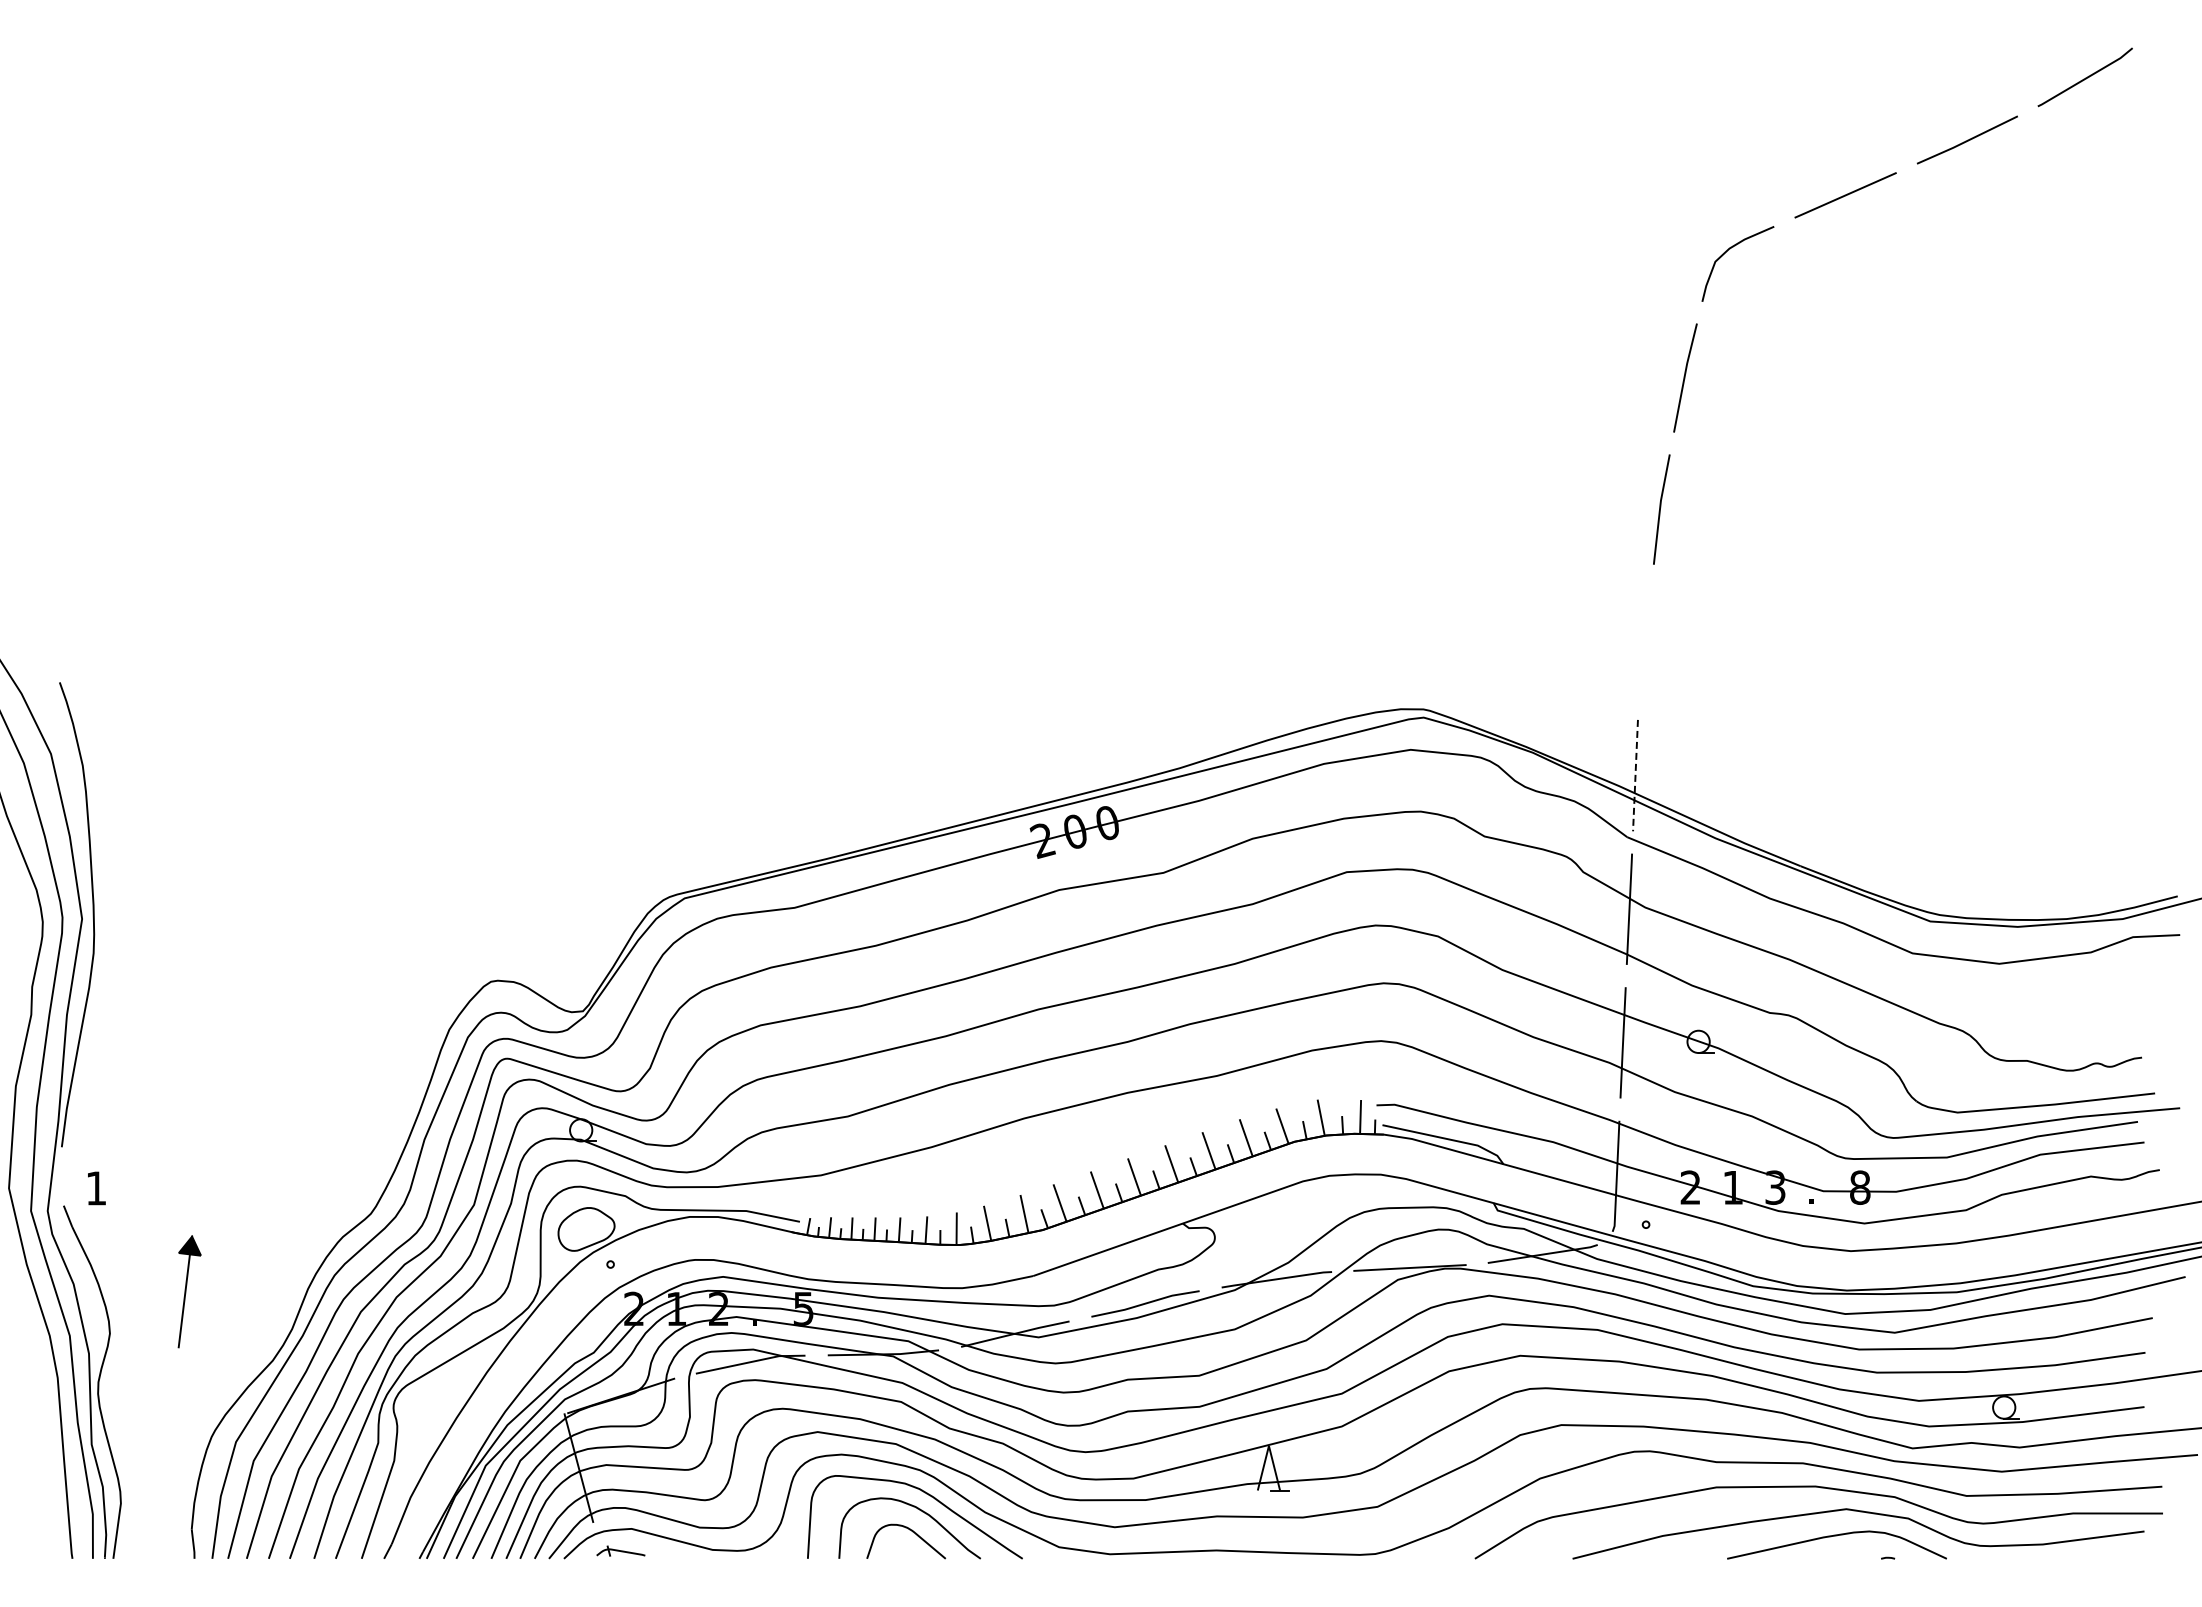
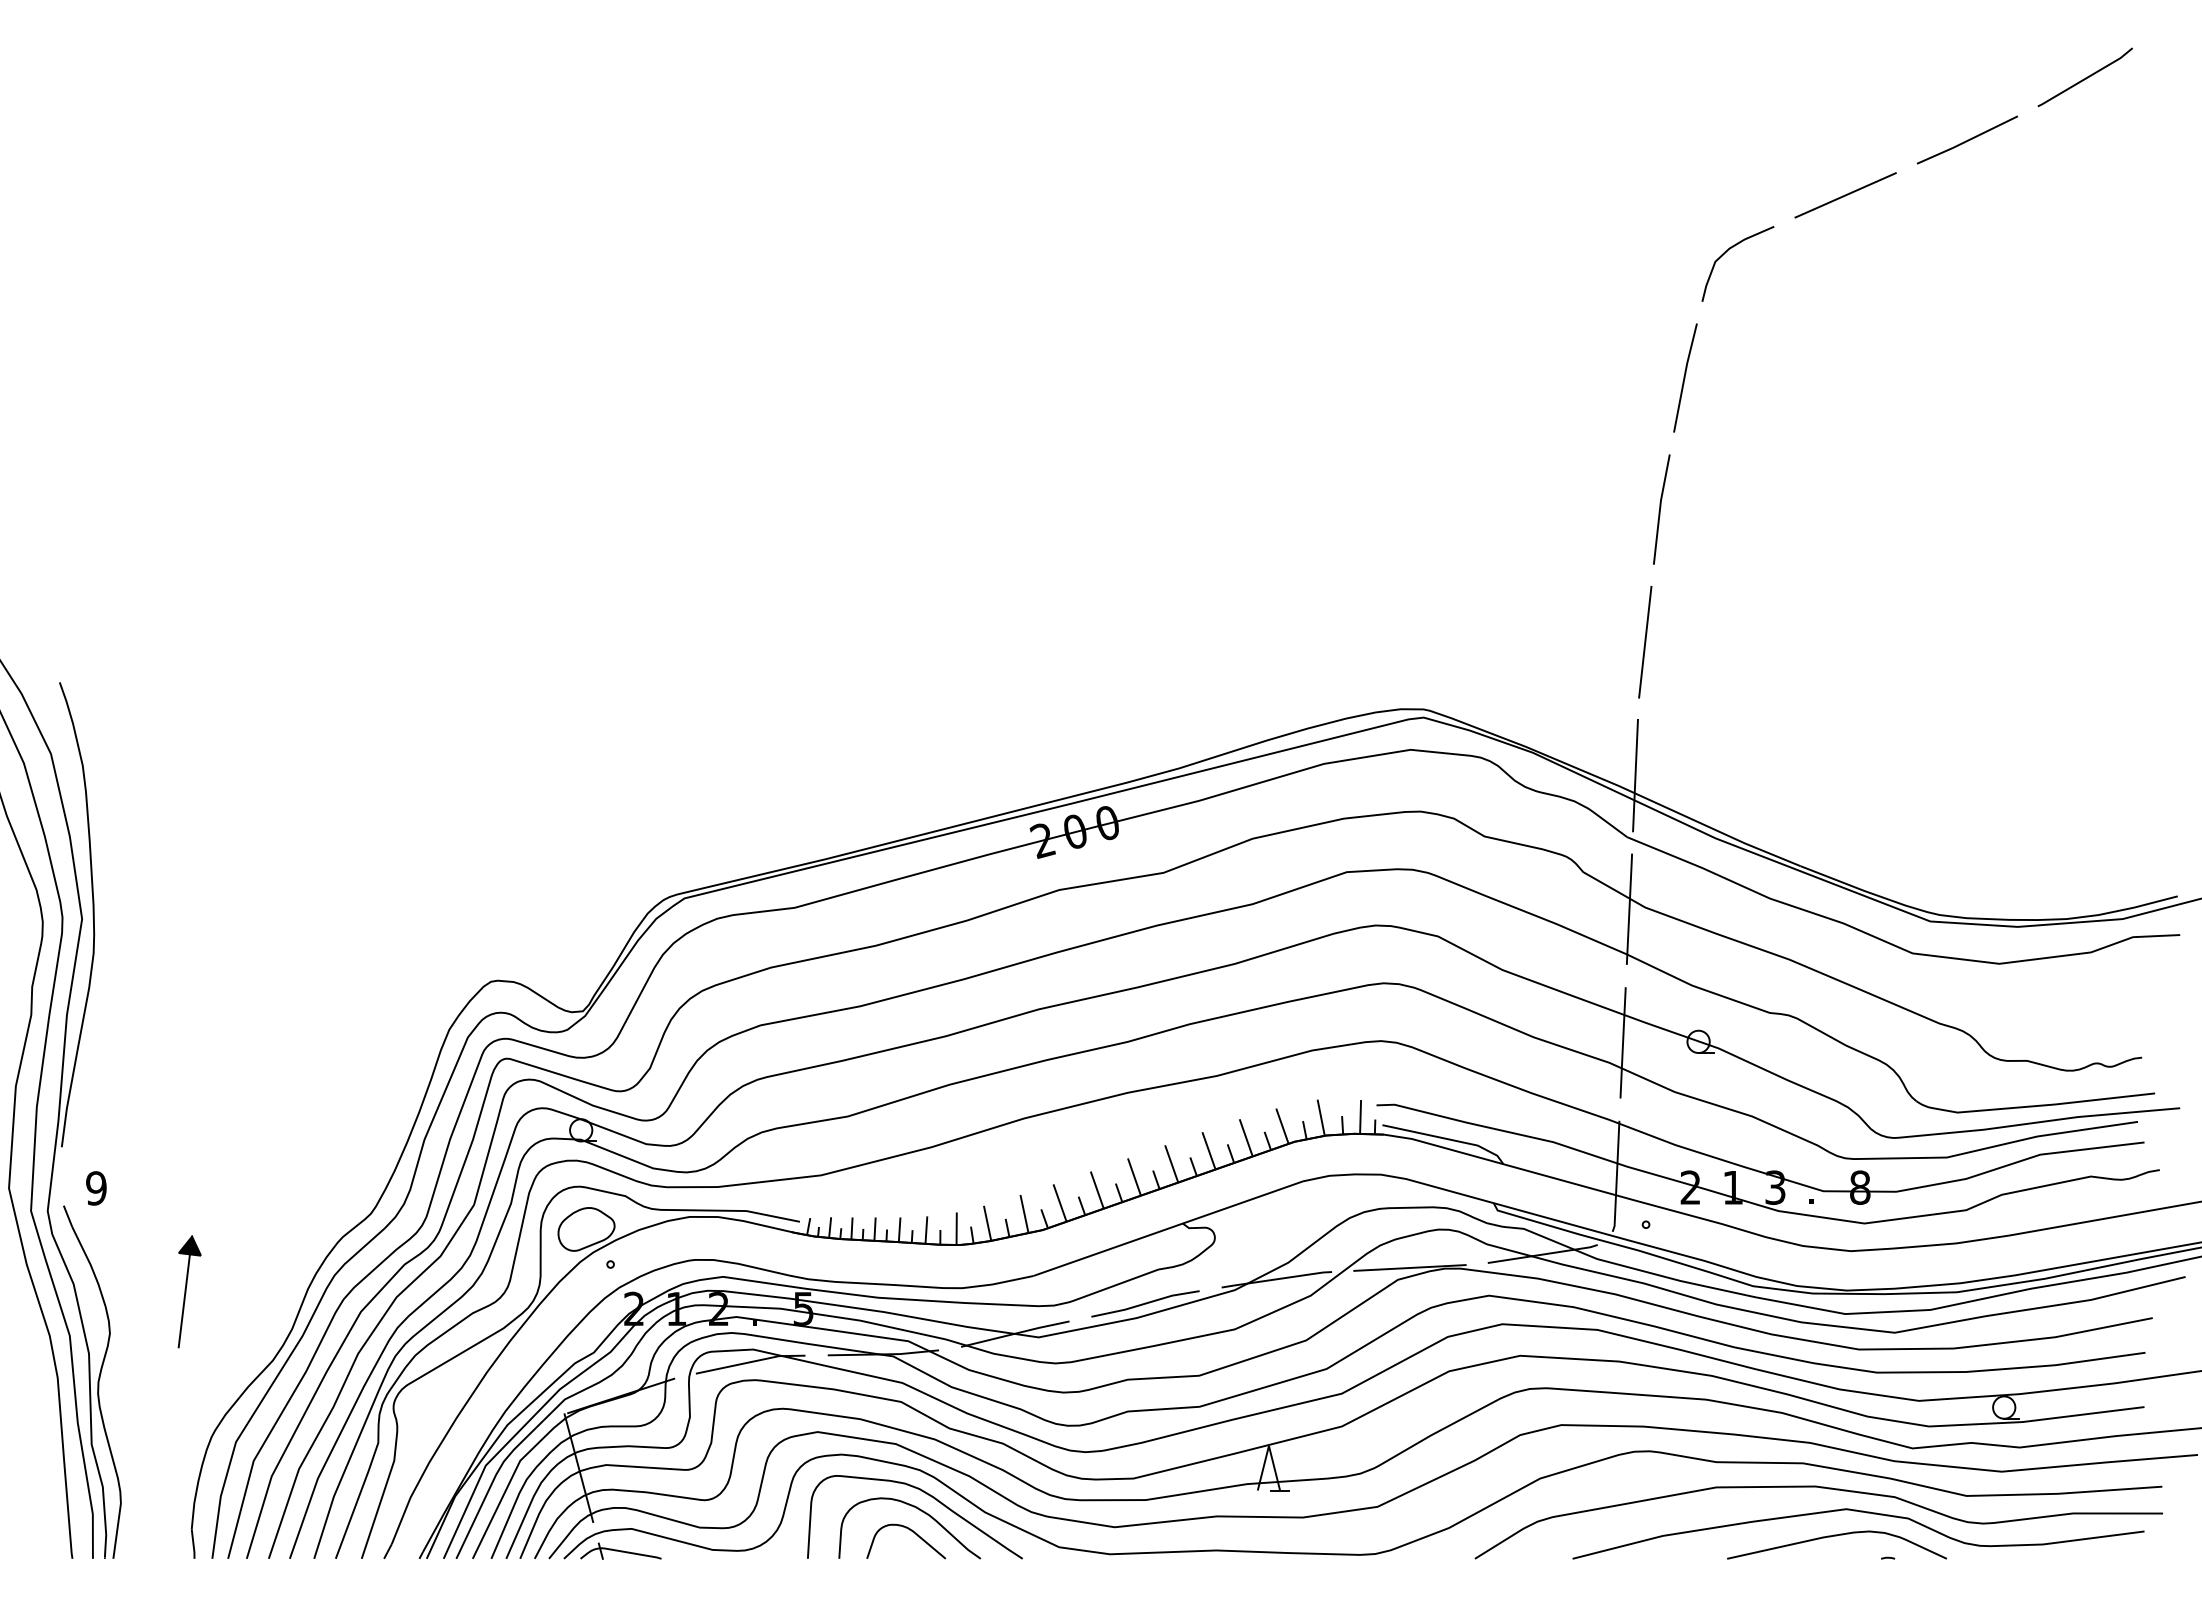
line: none -> present (1645, 641)
line: dashed -> solid (1635, 775)
text: 1 -> 9 (96, 1188)
part size: 50x12 px -> 82x18 px (620, 1550)
